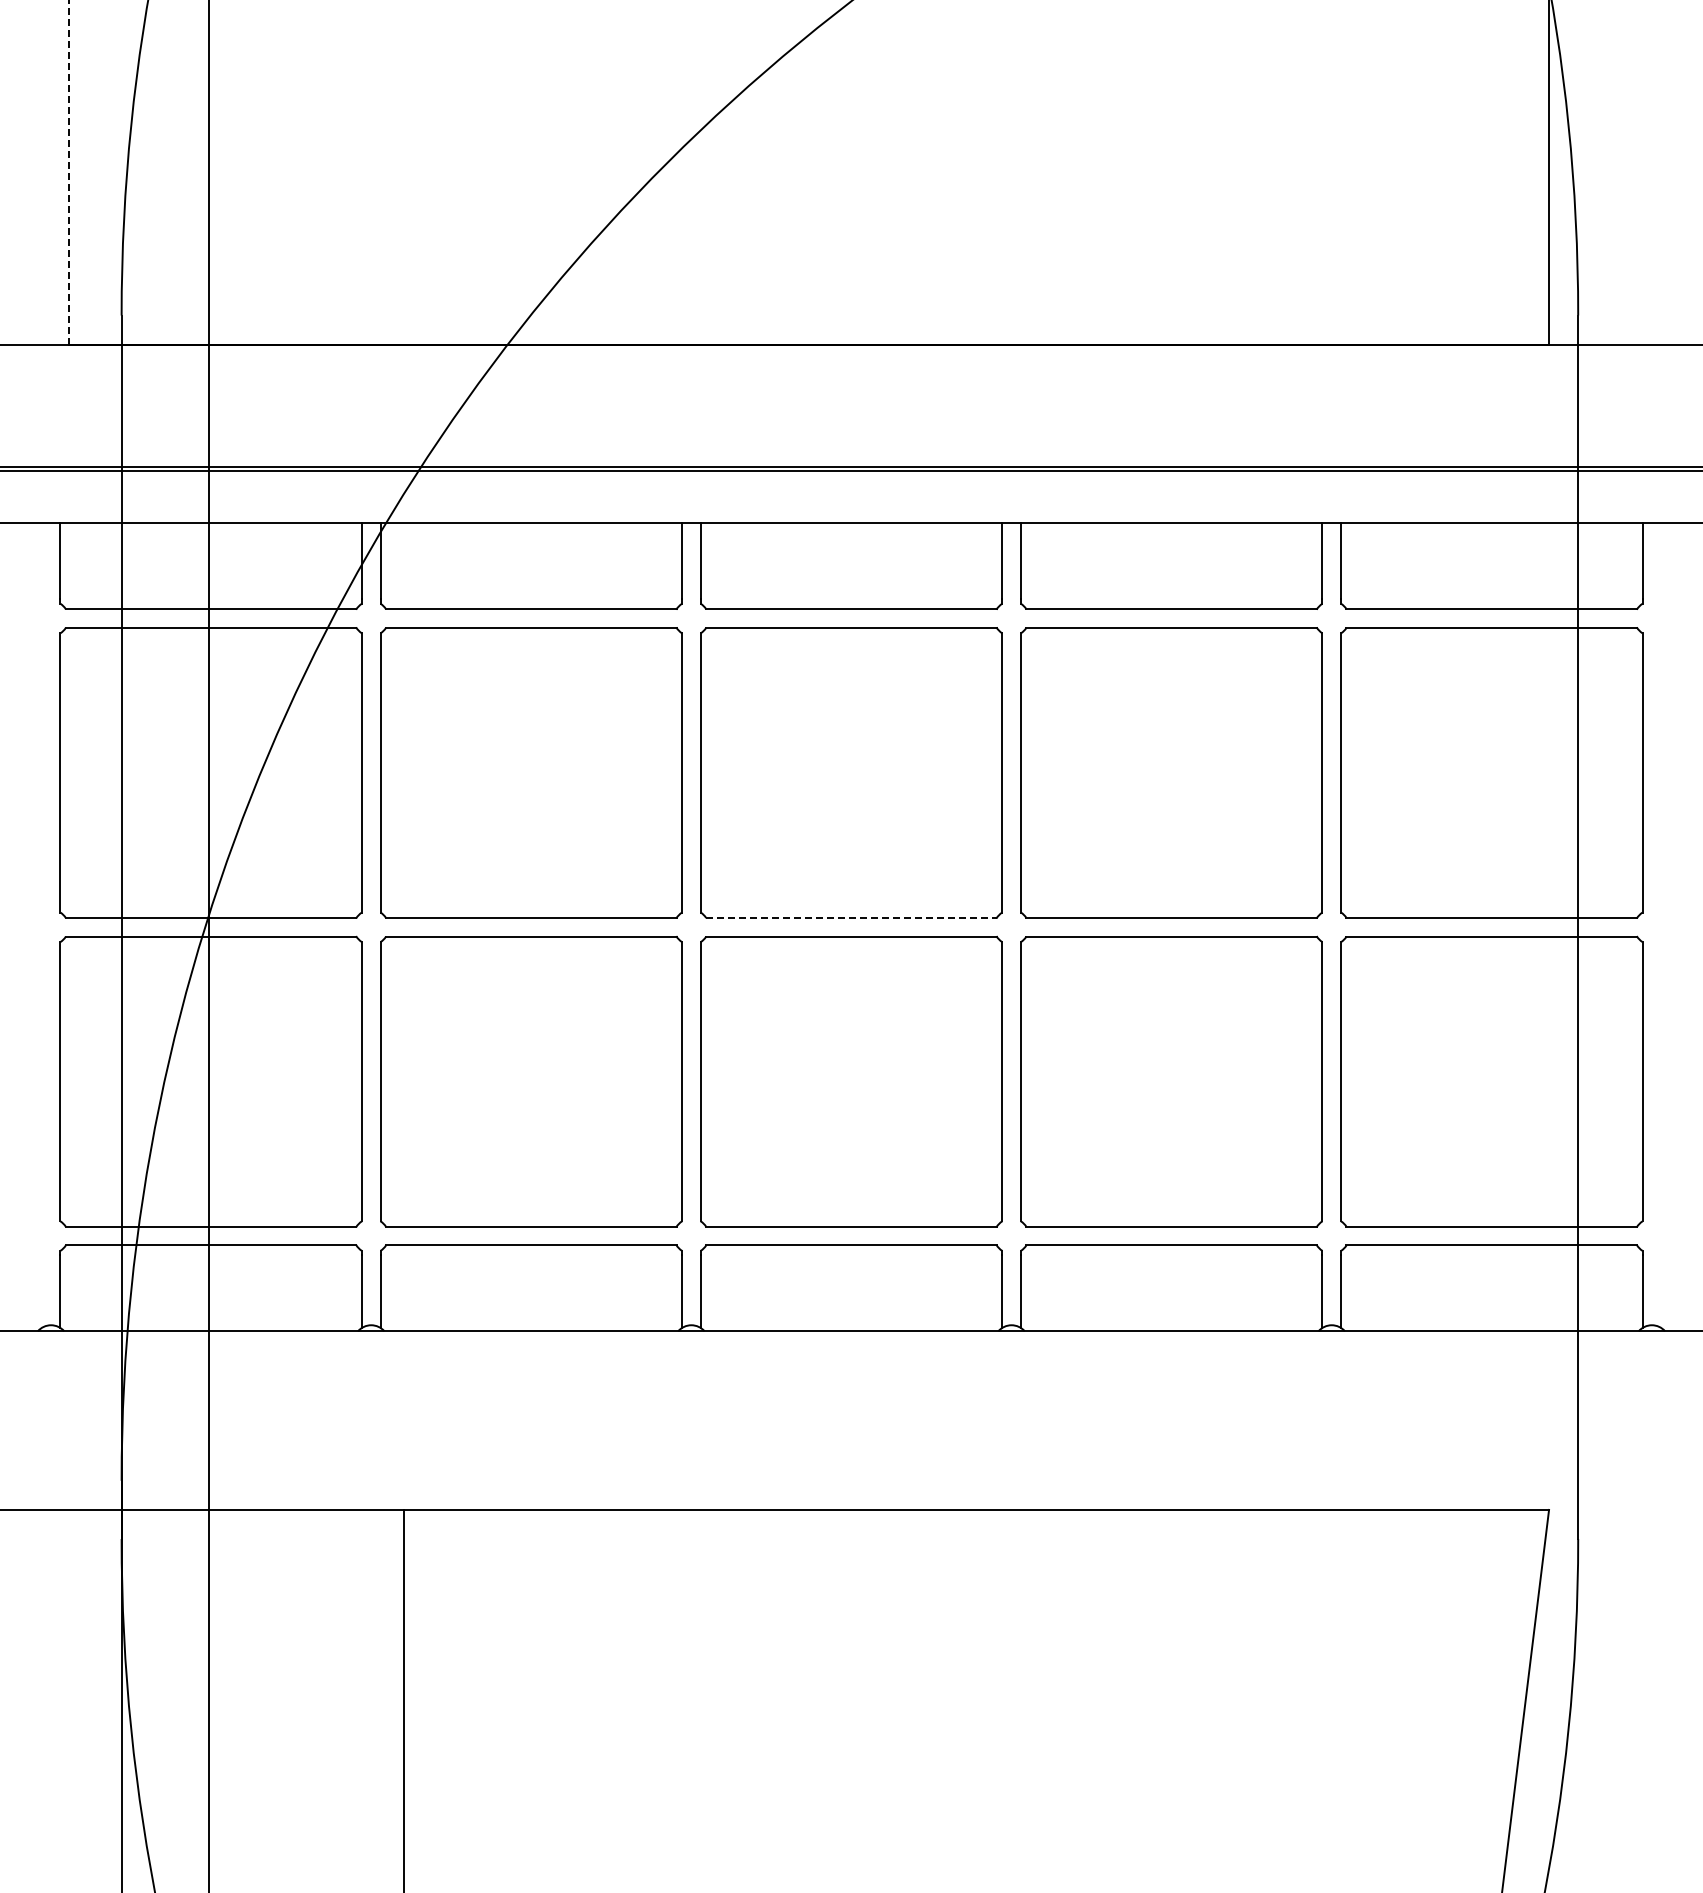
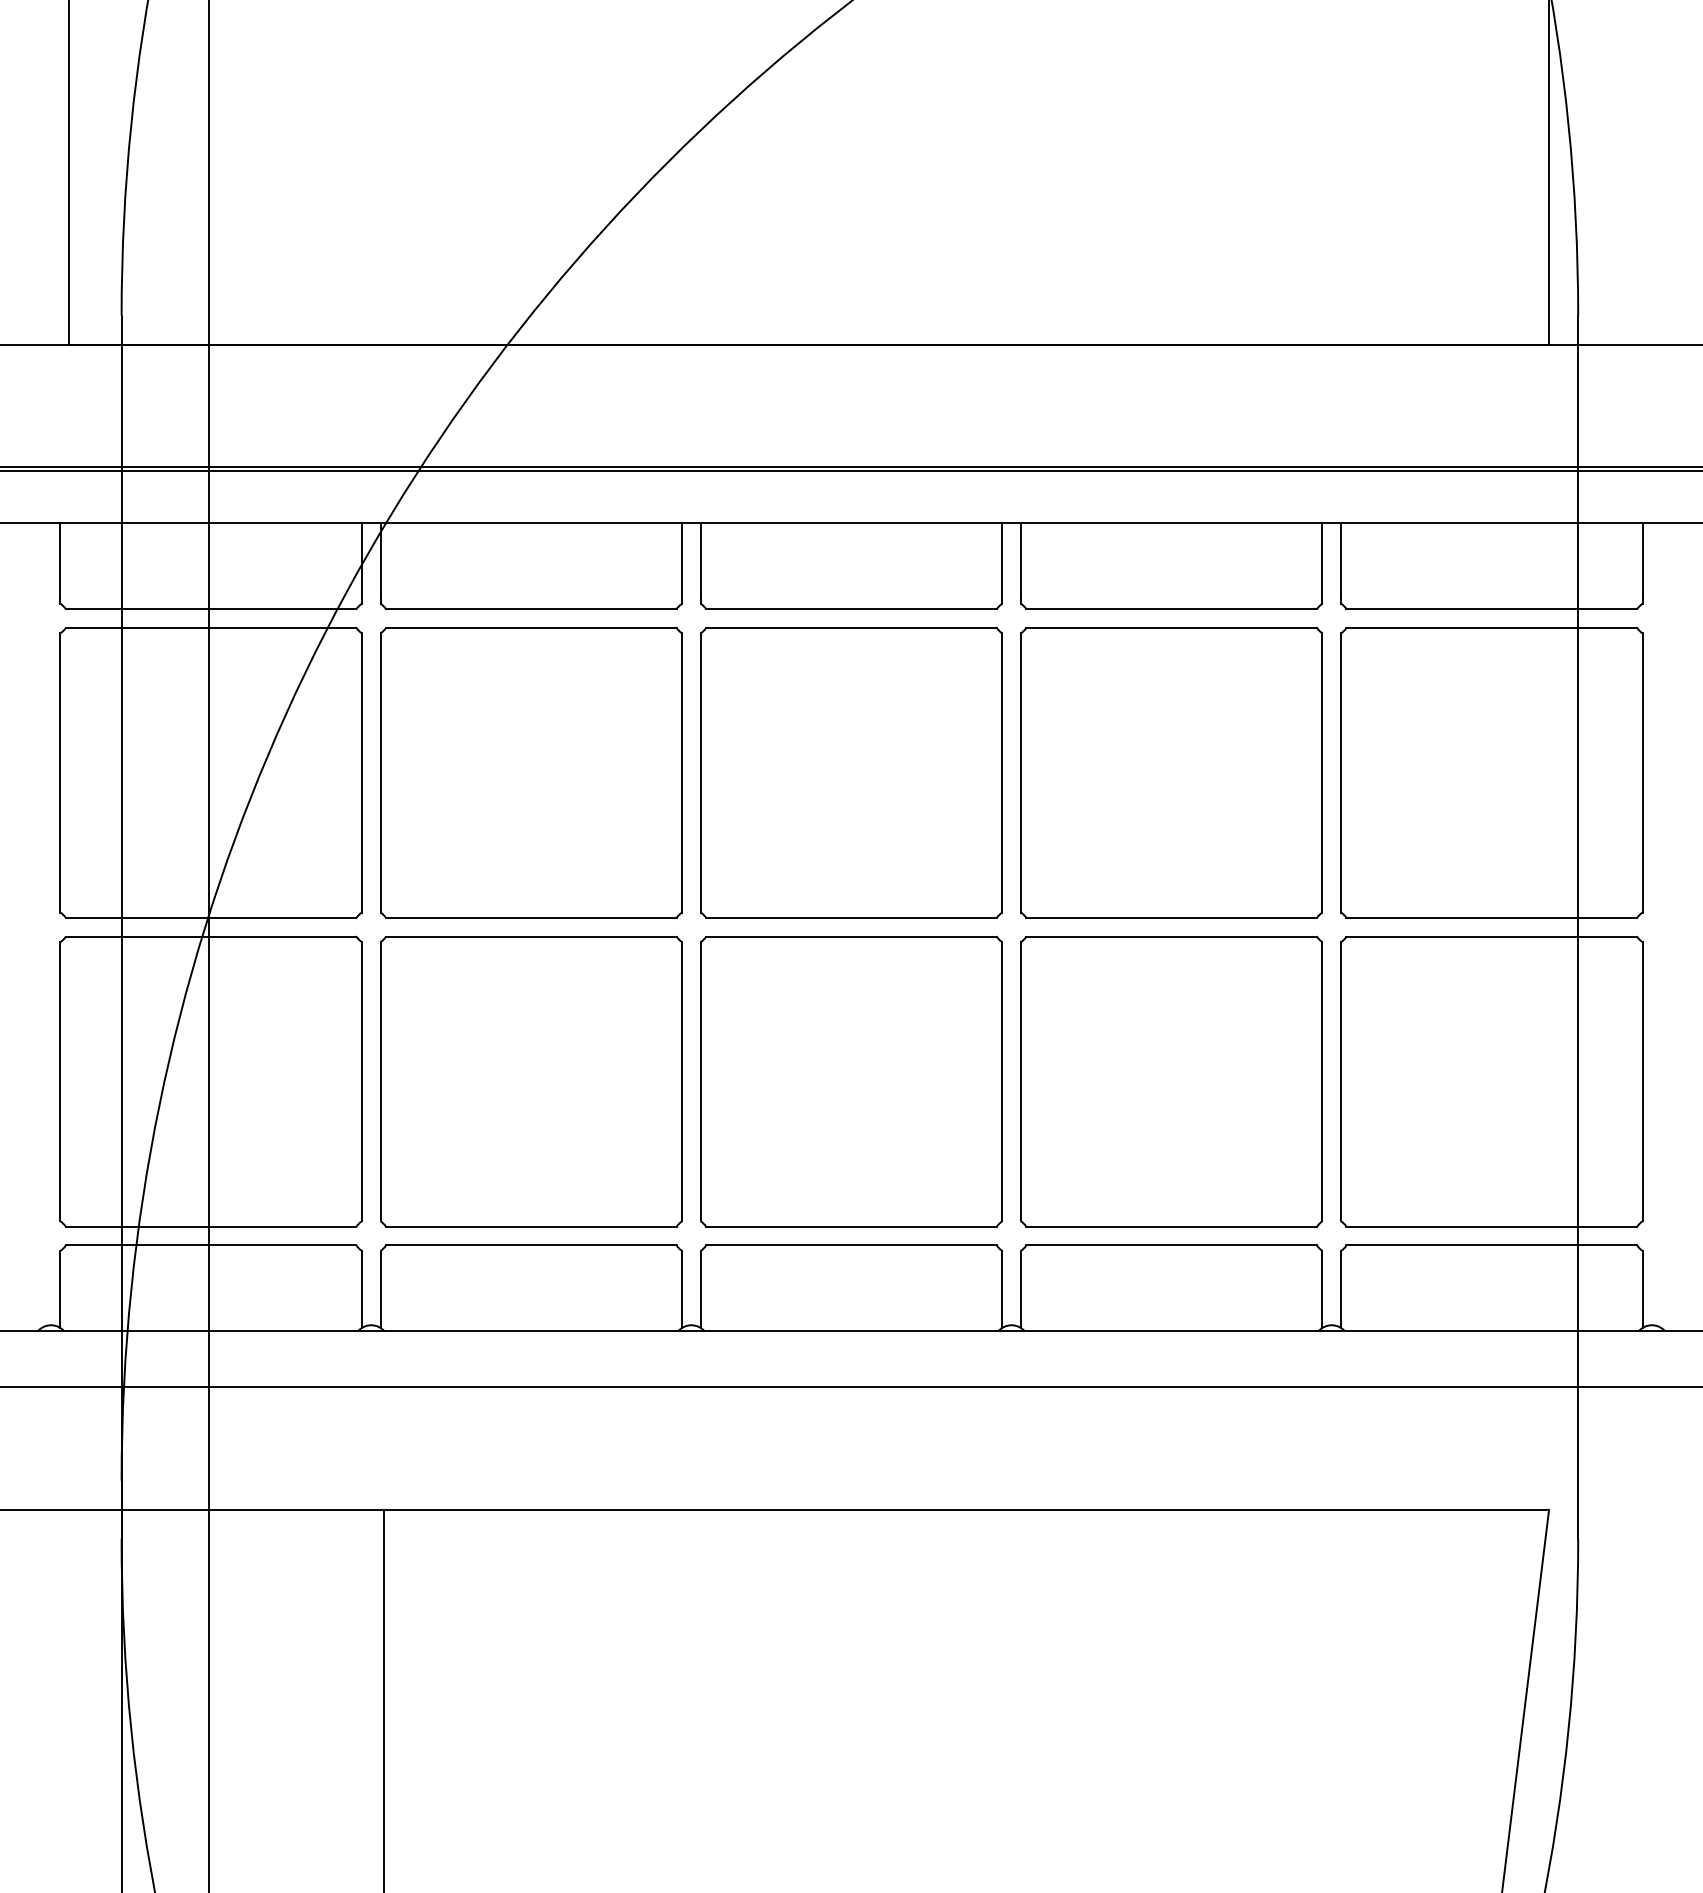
line: dashed -> solid (69, 172)
line: dashed -> solid (851, 918)
line: none -> present (850, 1387)
line position: (403, 1699) -> (383, 1699) (383, 1699)
